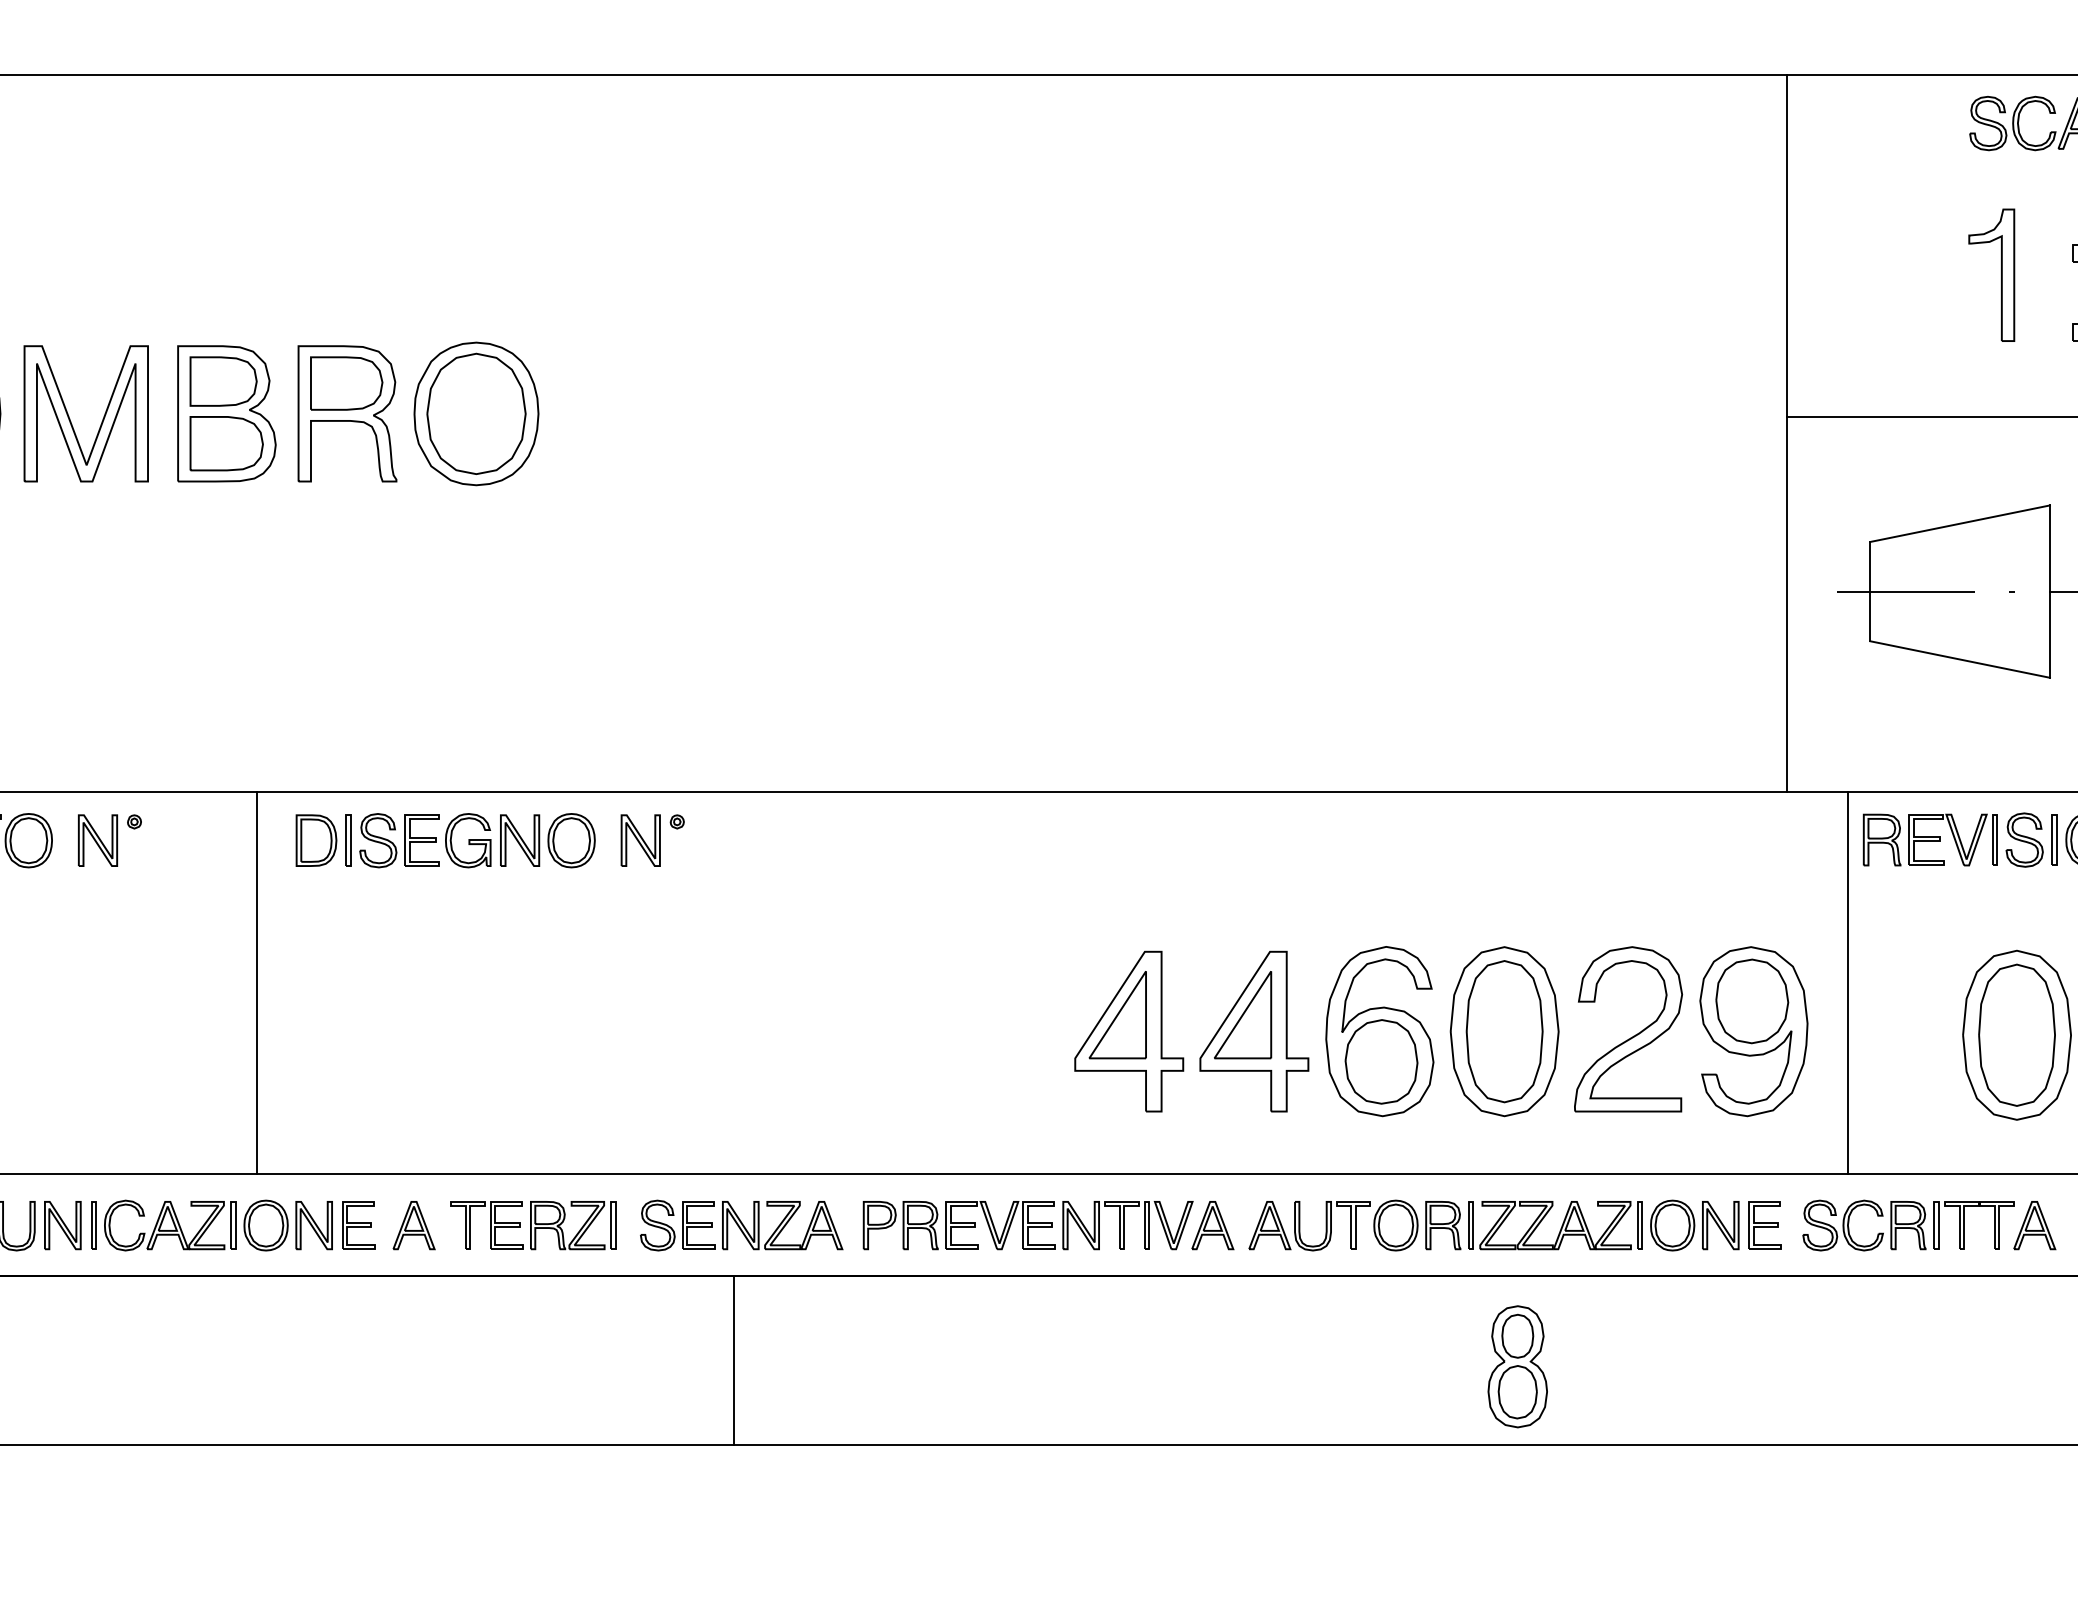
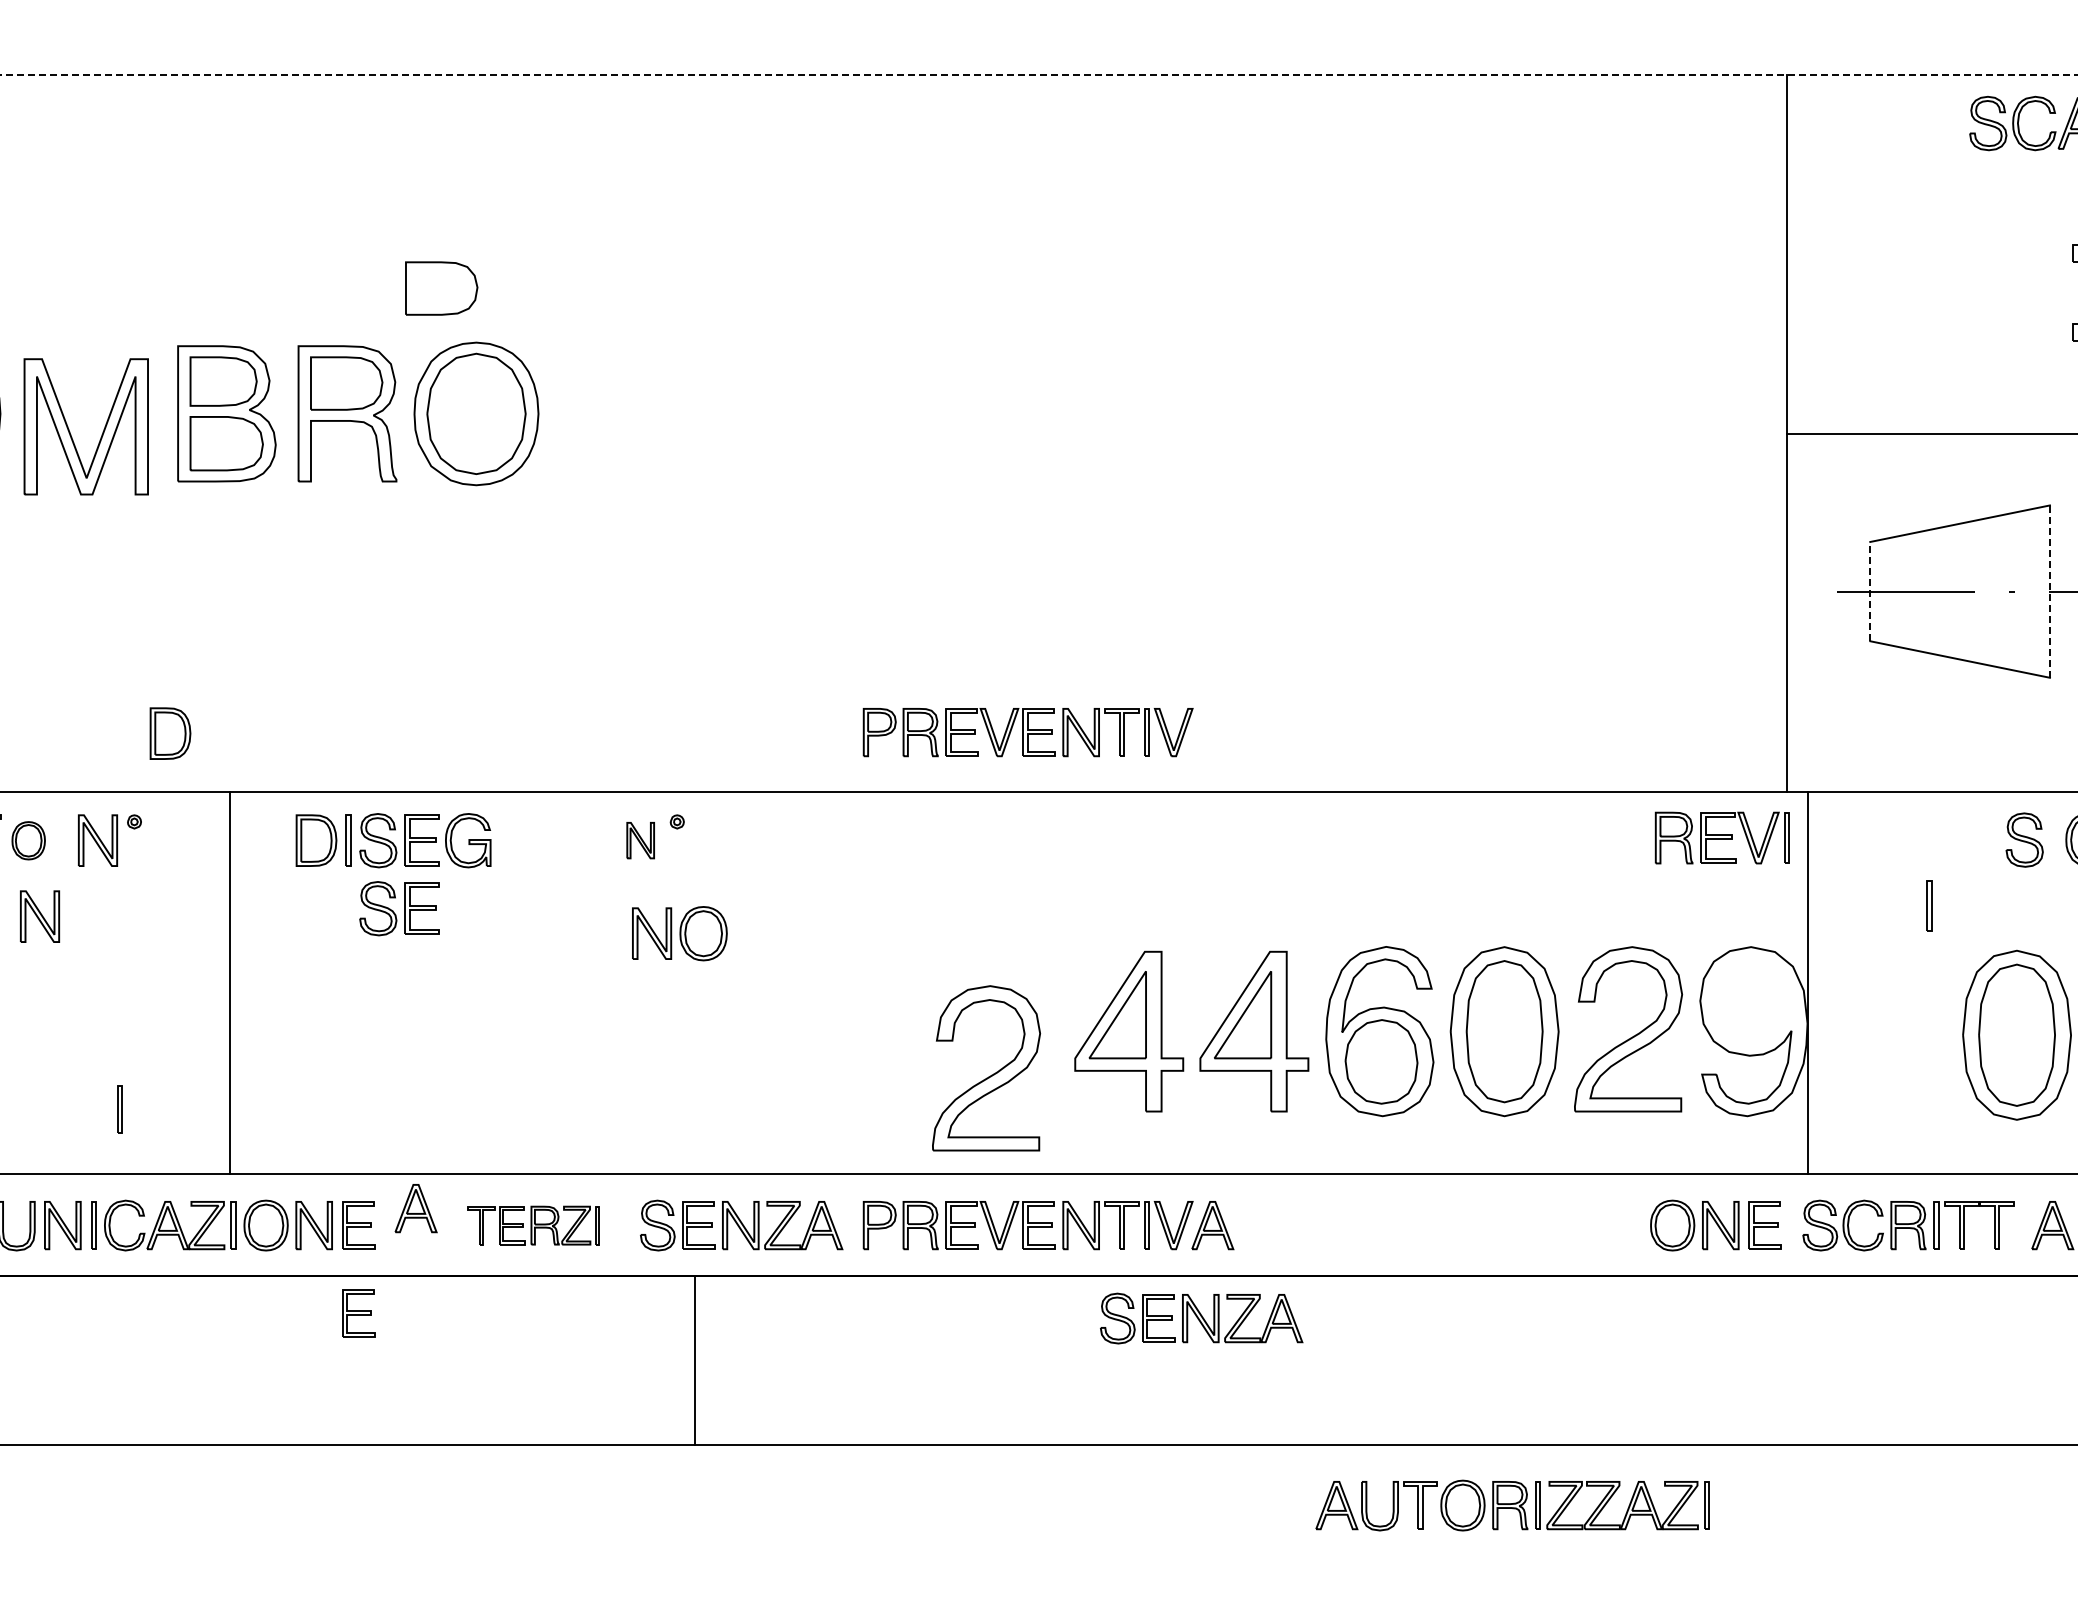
line: solid -> dashed (1039, 74)
part: present -> none (2001, 274)
part: none -> present (441, 288)
line position: (1930, 416) -> (1930, 433) (1930, 433)
part position: (70, 418) -> (70, 431) (70, 431)
line: solid -> dashed (1870, 591)
line: solid -> dashed (2049, 591)
part: none -> present (1027, 732)
part: none -> present (170, 733)
part position: (1929, 839) -> (1721, 837) (1721, 837)
part position: (2054, 839) -> (1929, 905) (1929, 905)
part size: 49x56 px -> 35x40 px (28, 840)
part position: (547, 840) -> (679, 933) (679, 933)
part size: 41x53 px -> 29x38 px (640, 840)
part: none -> present (399, 908)
part: none -> present (40, 916)
line position: (257, 982) -> (230, 982) (230, 982)
line position: (1848, 982) -> (1808, 982) (1808, 982)
part: present -> none (1752, 1001)
part: none -> present (991, 1074)
part: none -> present (119, 1109)
part position: (413, 1225) -> (415, 1208) (415, 1208)
part size: 167x50 px -> 133x41 px (533, 1225)
part position: (1445, 1225) -> (1512, 1505) (1512, 1505)
part position: (2034, 1225) -> (2052, 1225) (2052, 1225)
part: none -> present (358, 1313)
part: none -> present (1201, 1318)
line position: (734, 1359) -> (695, 1359) (695, 1359)
part: present -> none (1517, 1366)
